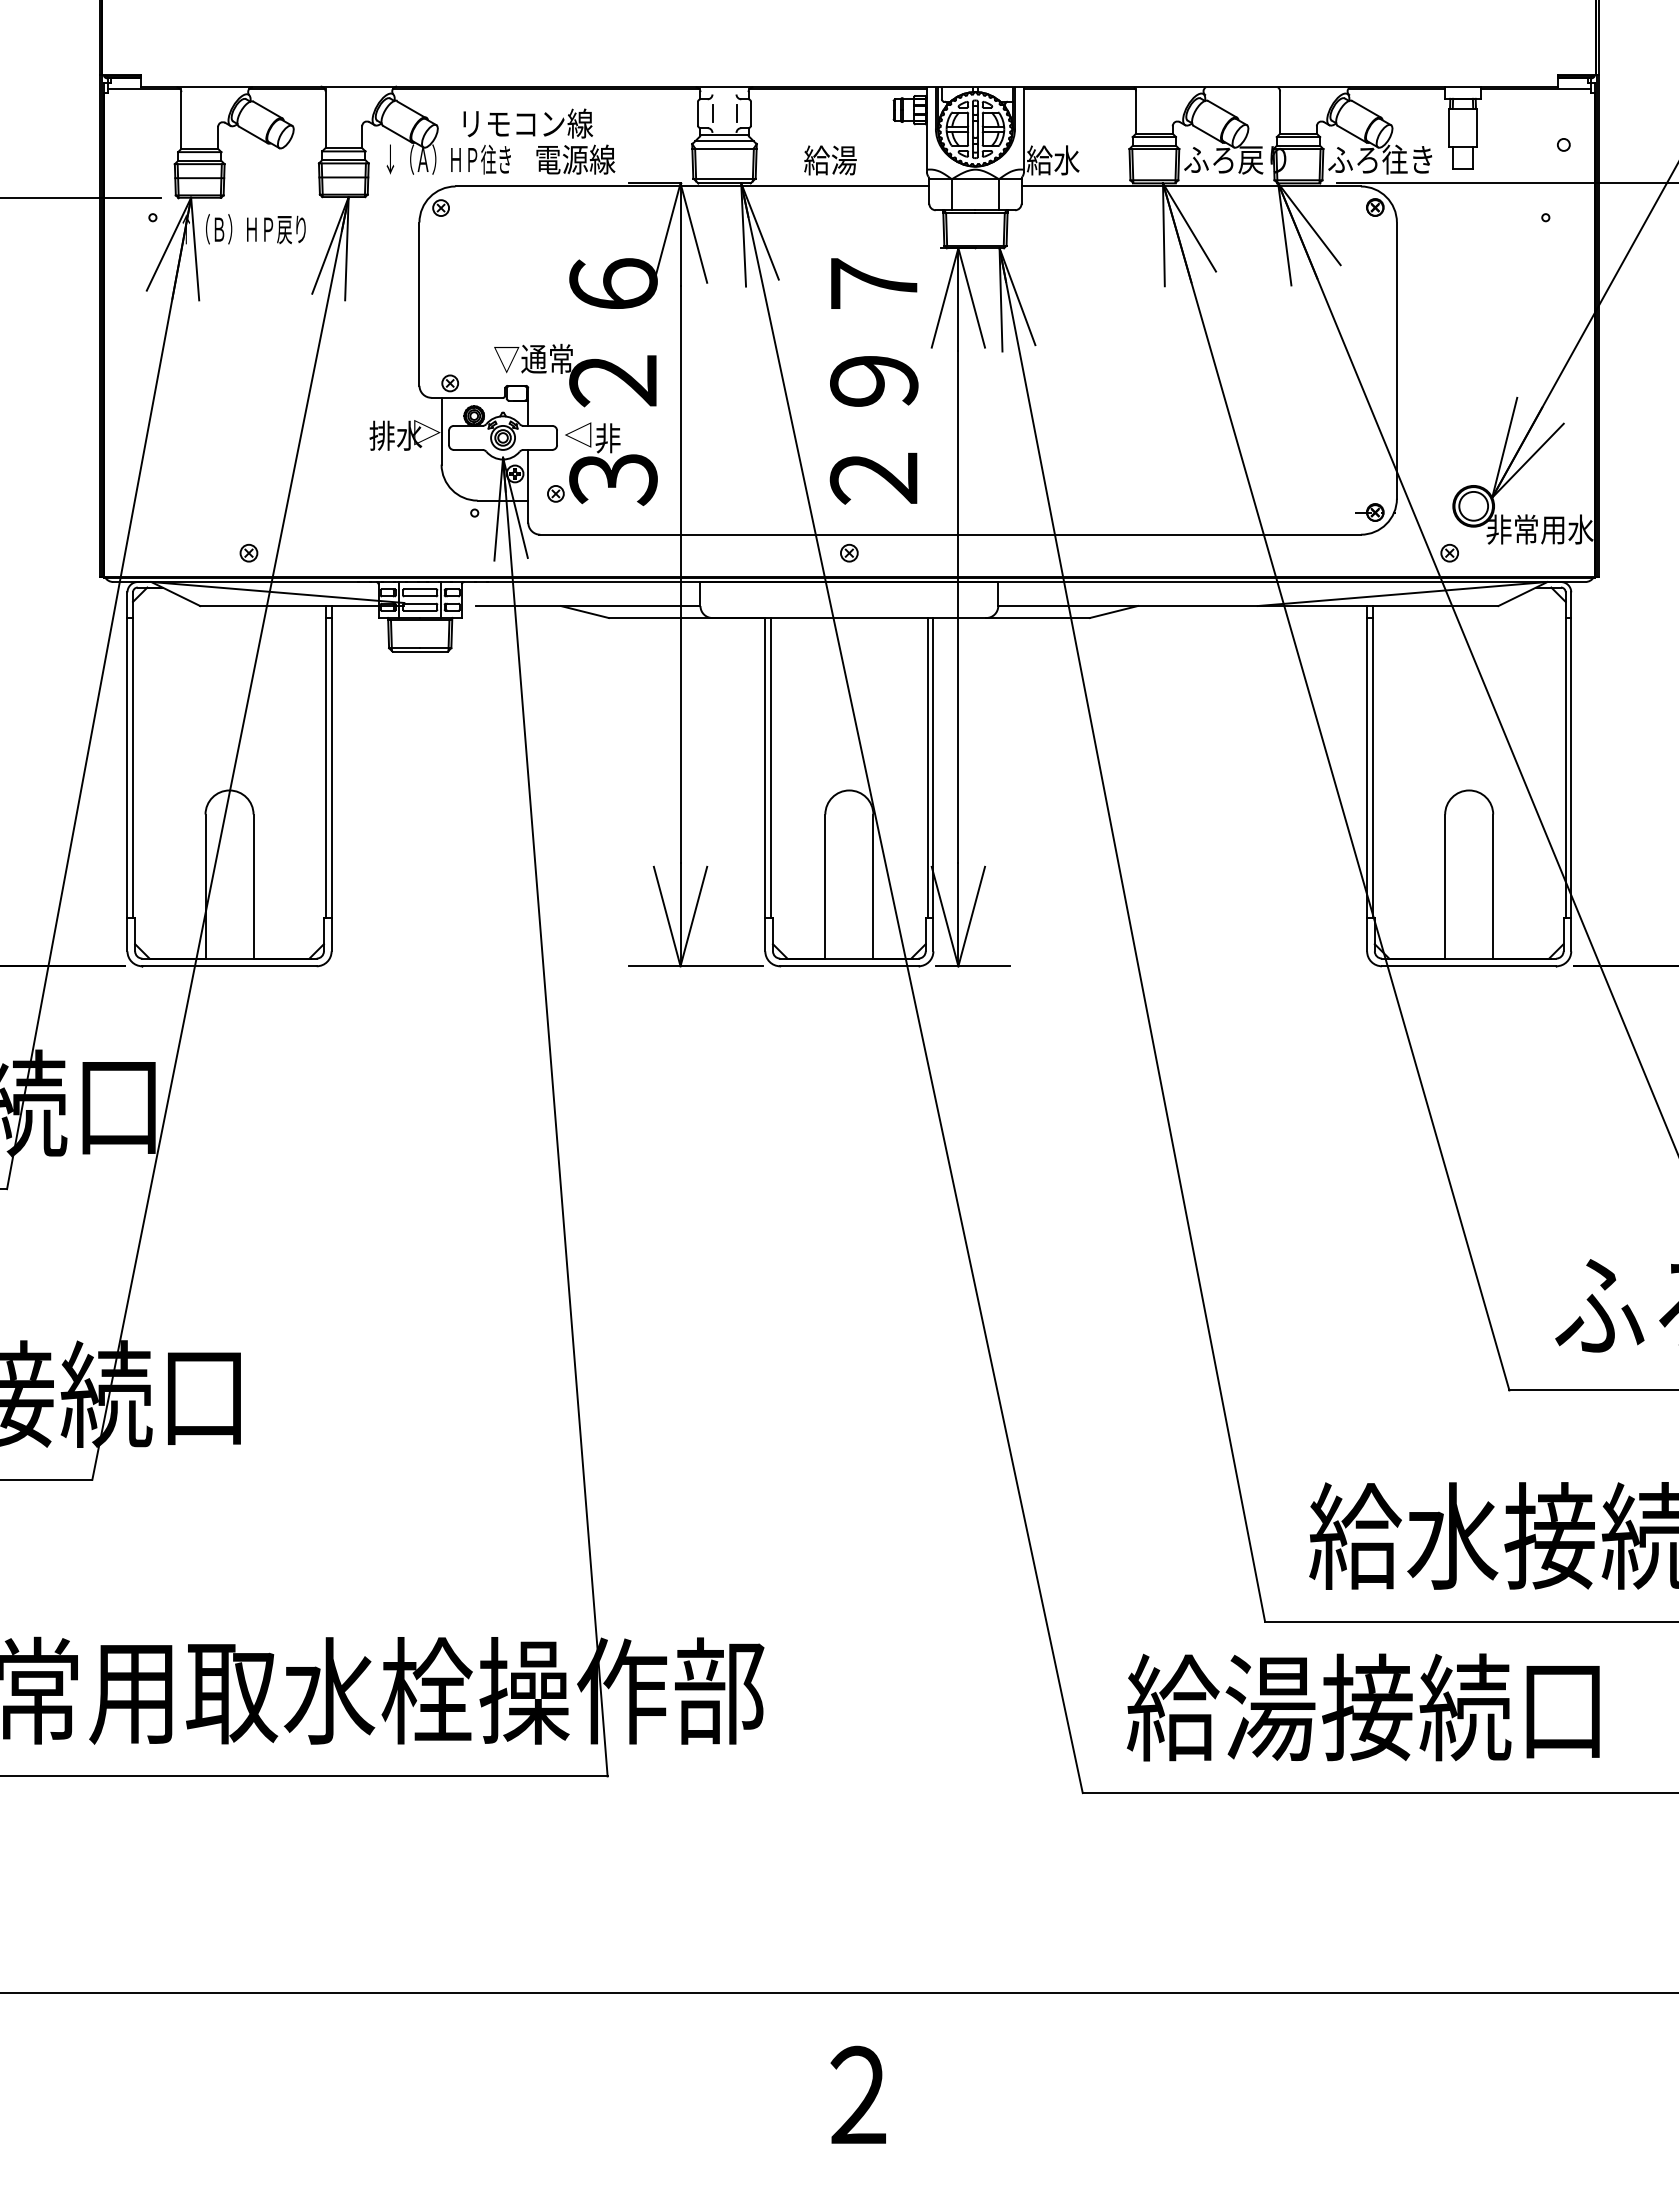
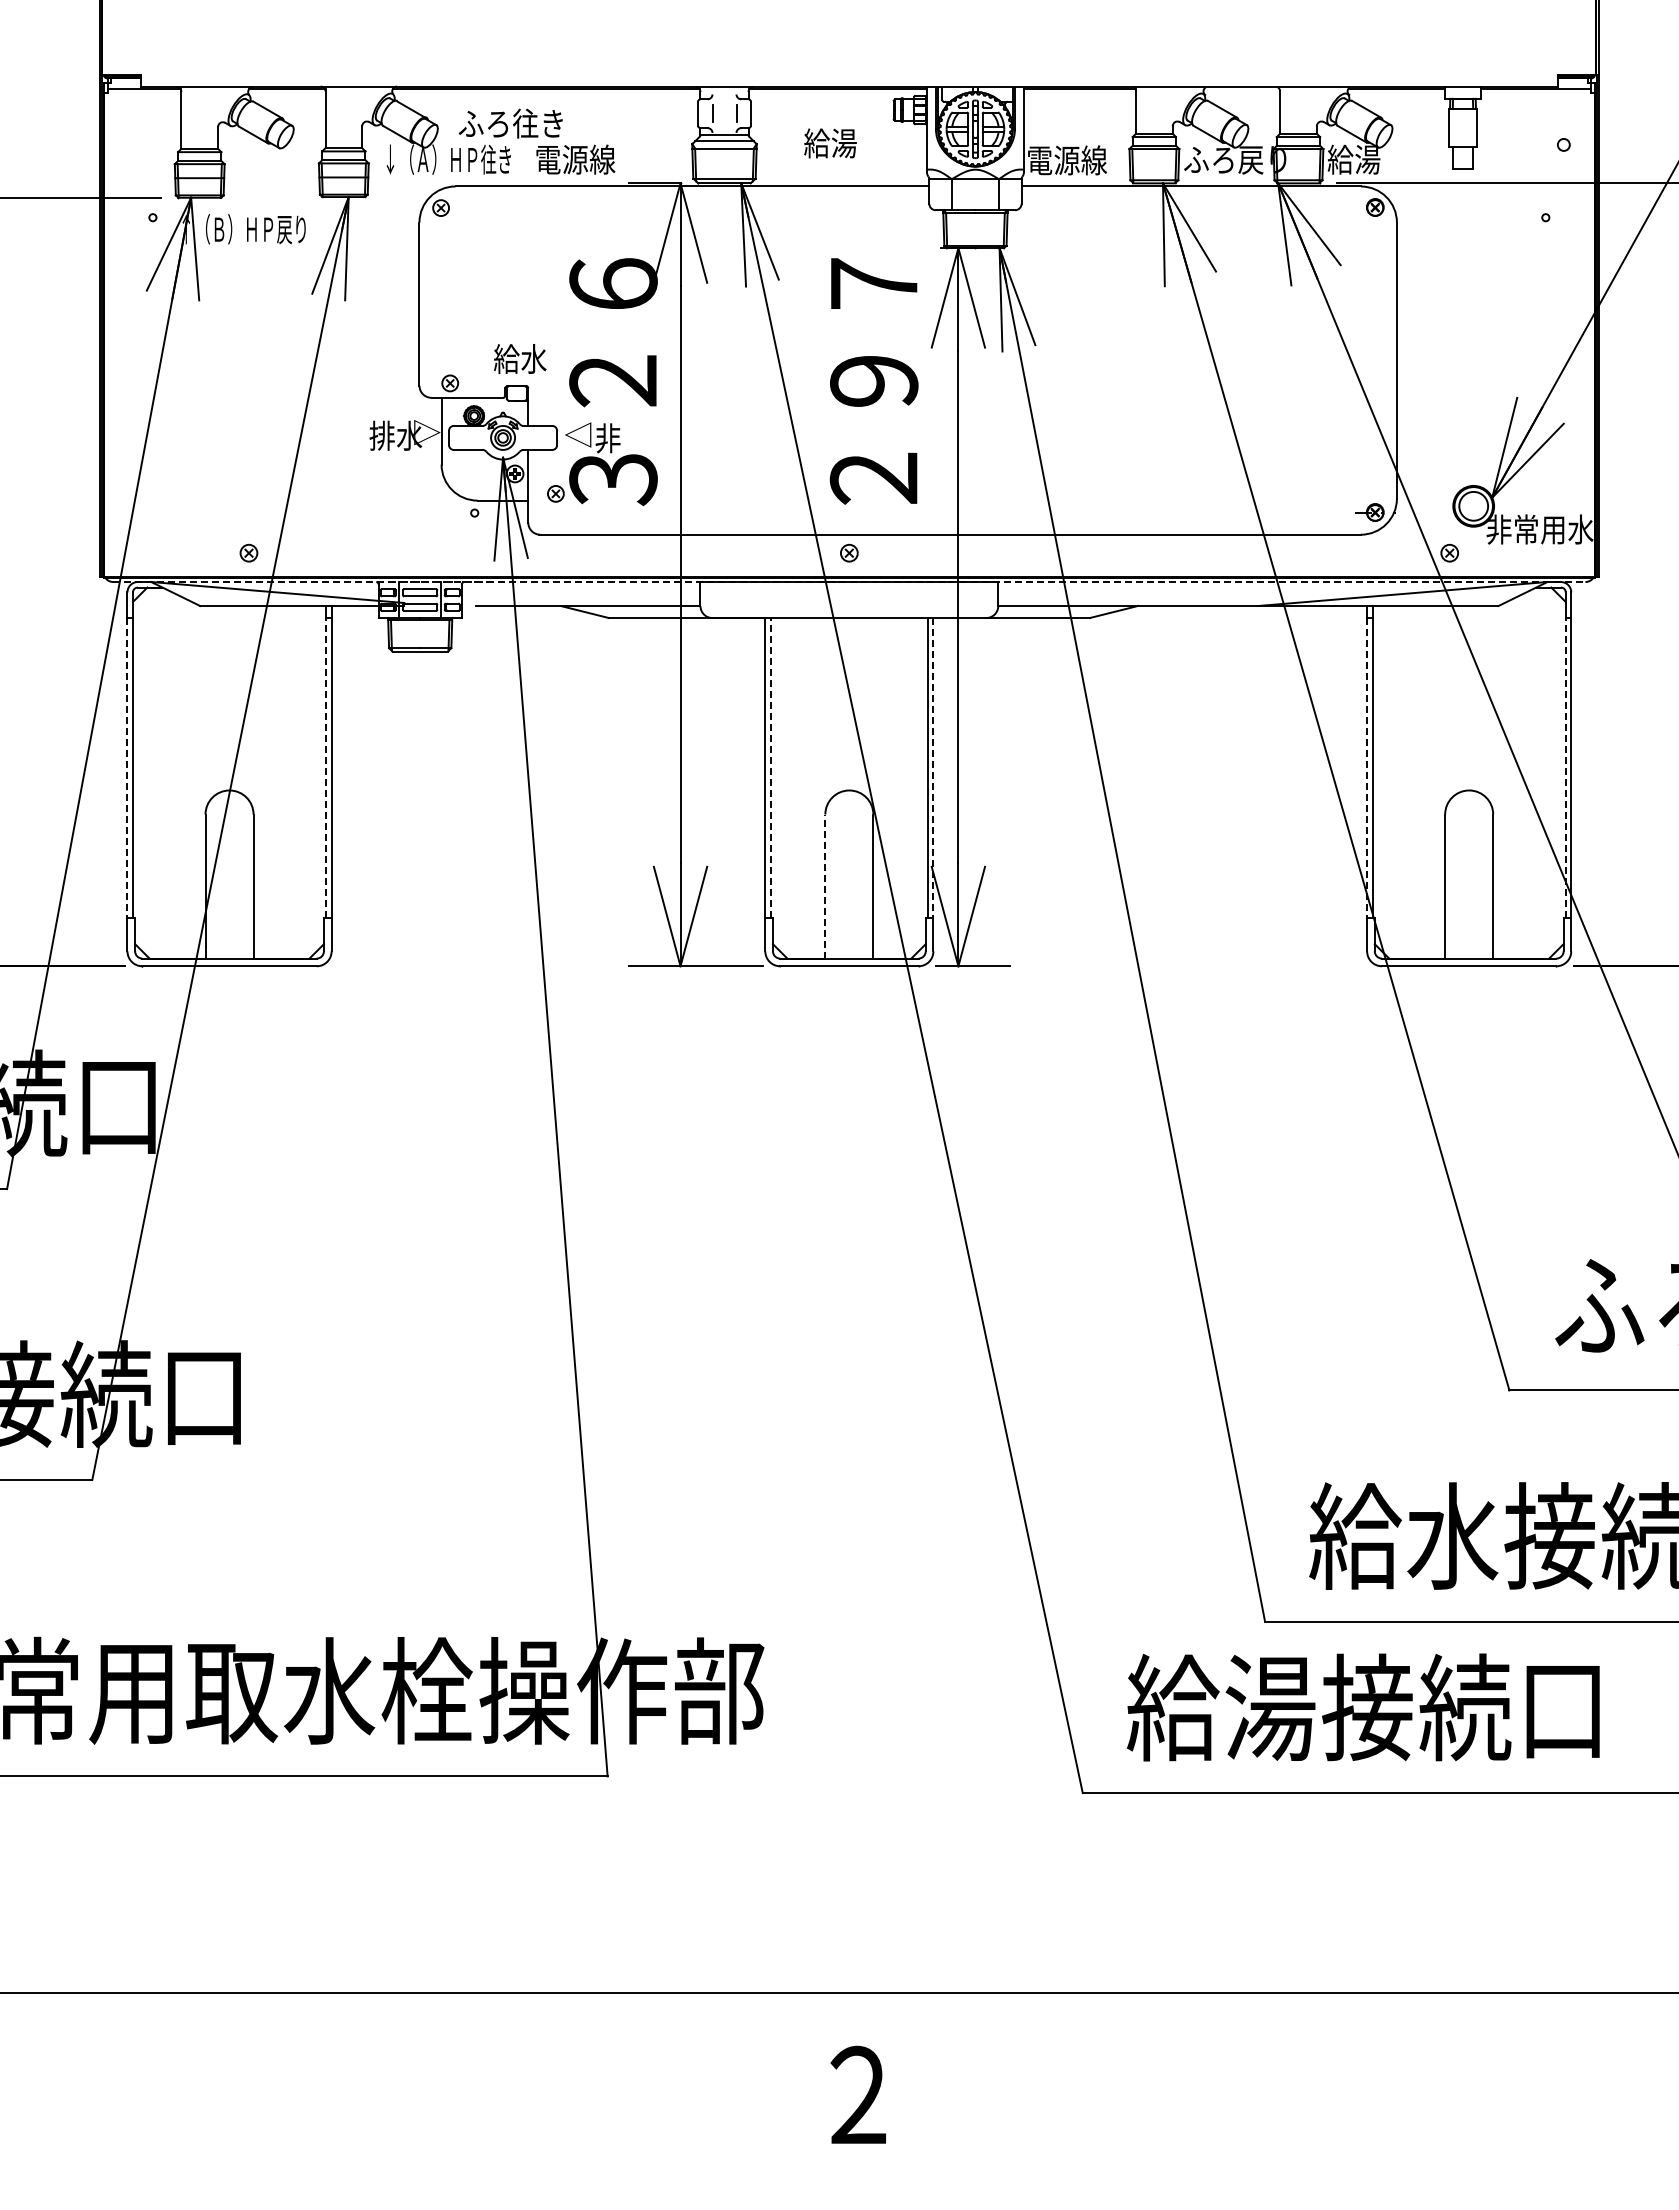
text: リモコン線 -> ふろ往き (525, 123)
text: ふろ往き -> 給湯 (1379, 159)
text position: (830, 160) -> (830, 143) (830, 143)
text: 給水 -> 電源線 (1066, 160)
text: ▽通常 -> 給水 (533, 358)
line: solid -> dashed (849, 582)
line: solid -> dashed (326, 767)
line: solid -> dashed (770, 767)
line: solid -> dashed (1565, 767)
line: solid -> dashed (127, 768)
line: solid -> dashed (933, 768)
line: solid -> dashed (1367, 768)
line: solid -> dashed (825, 886)
